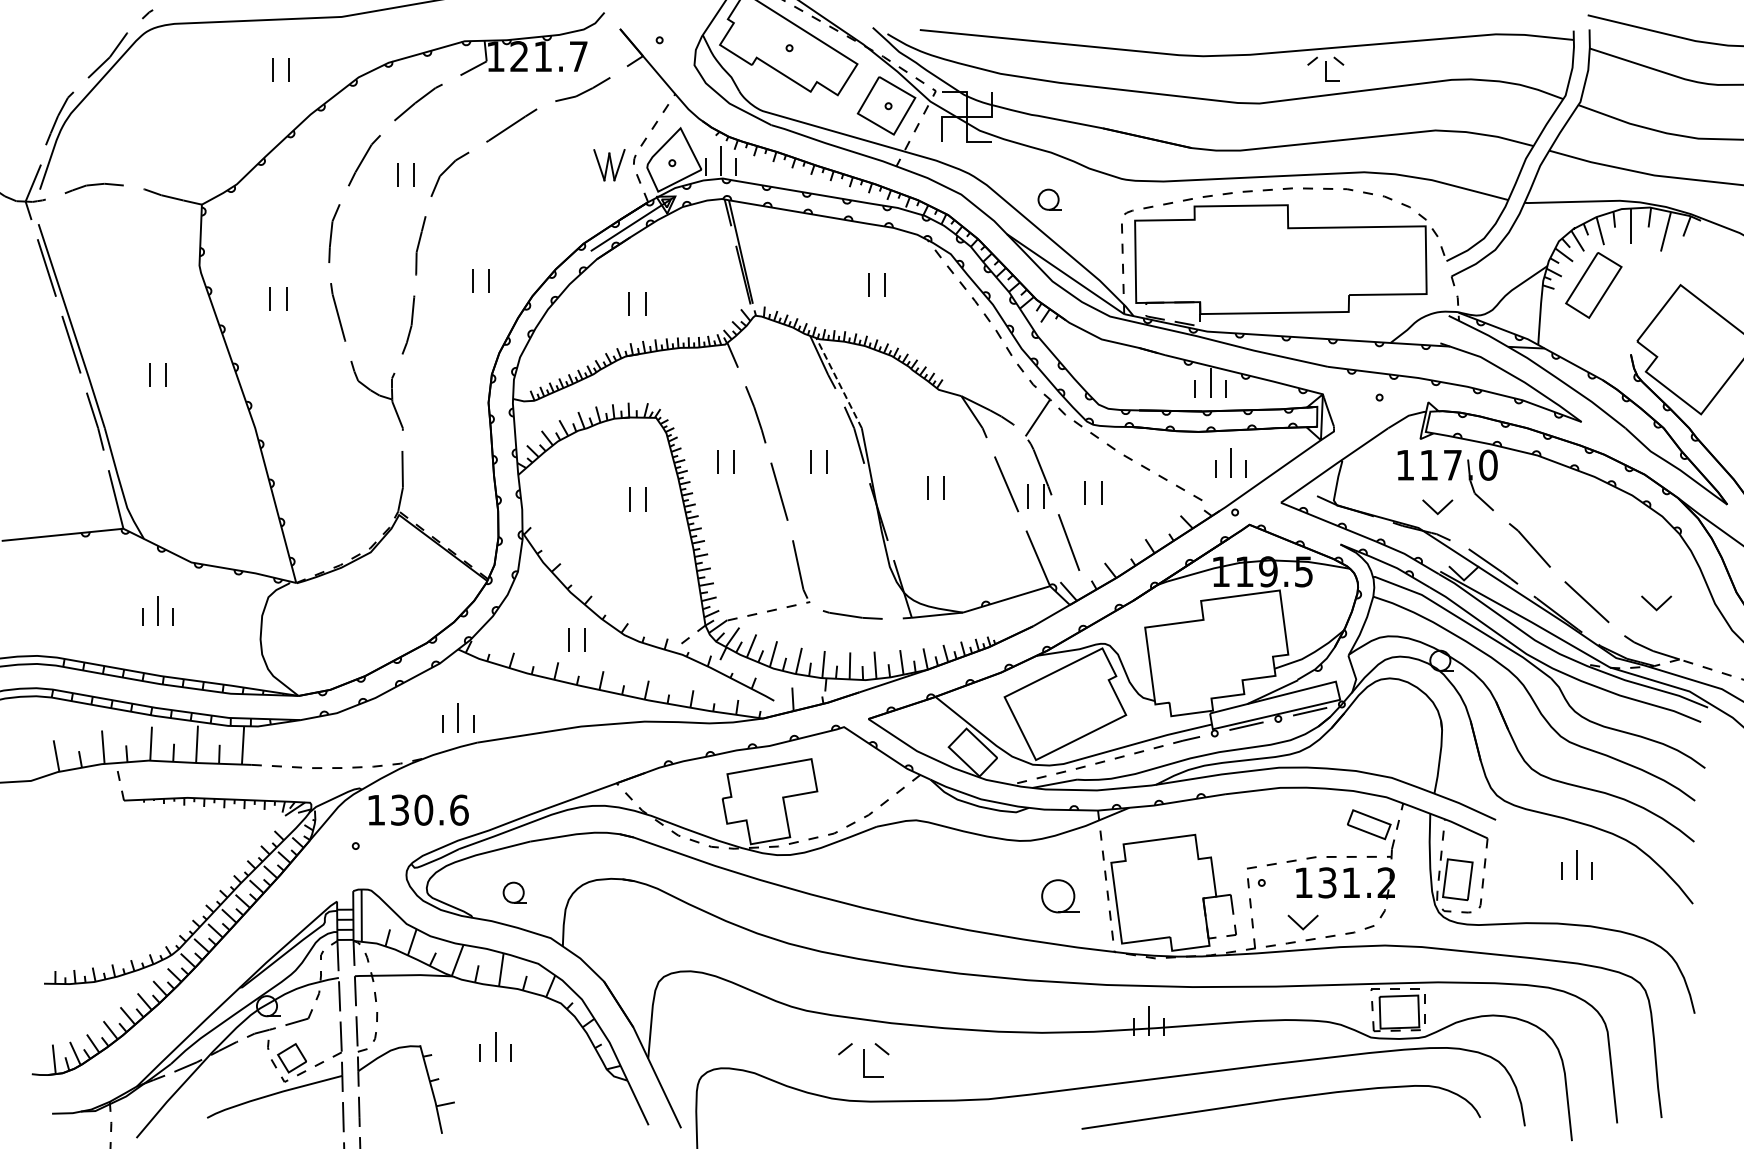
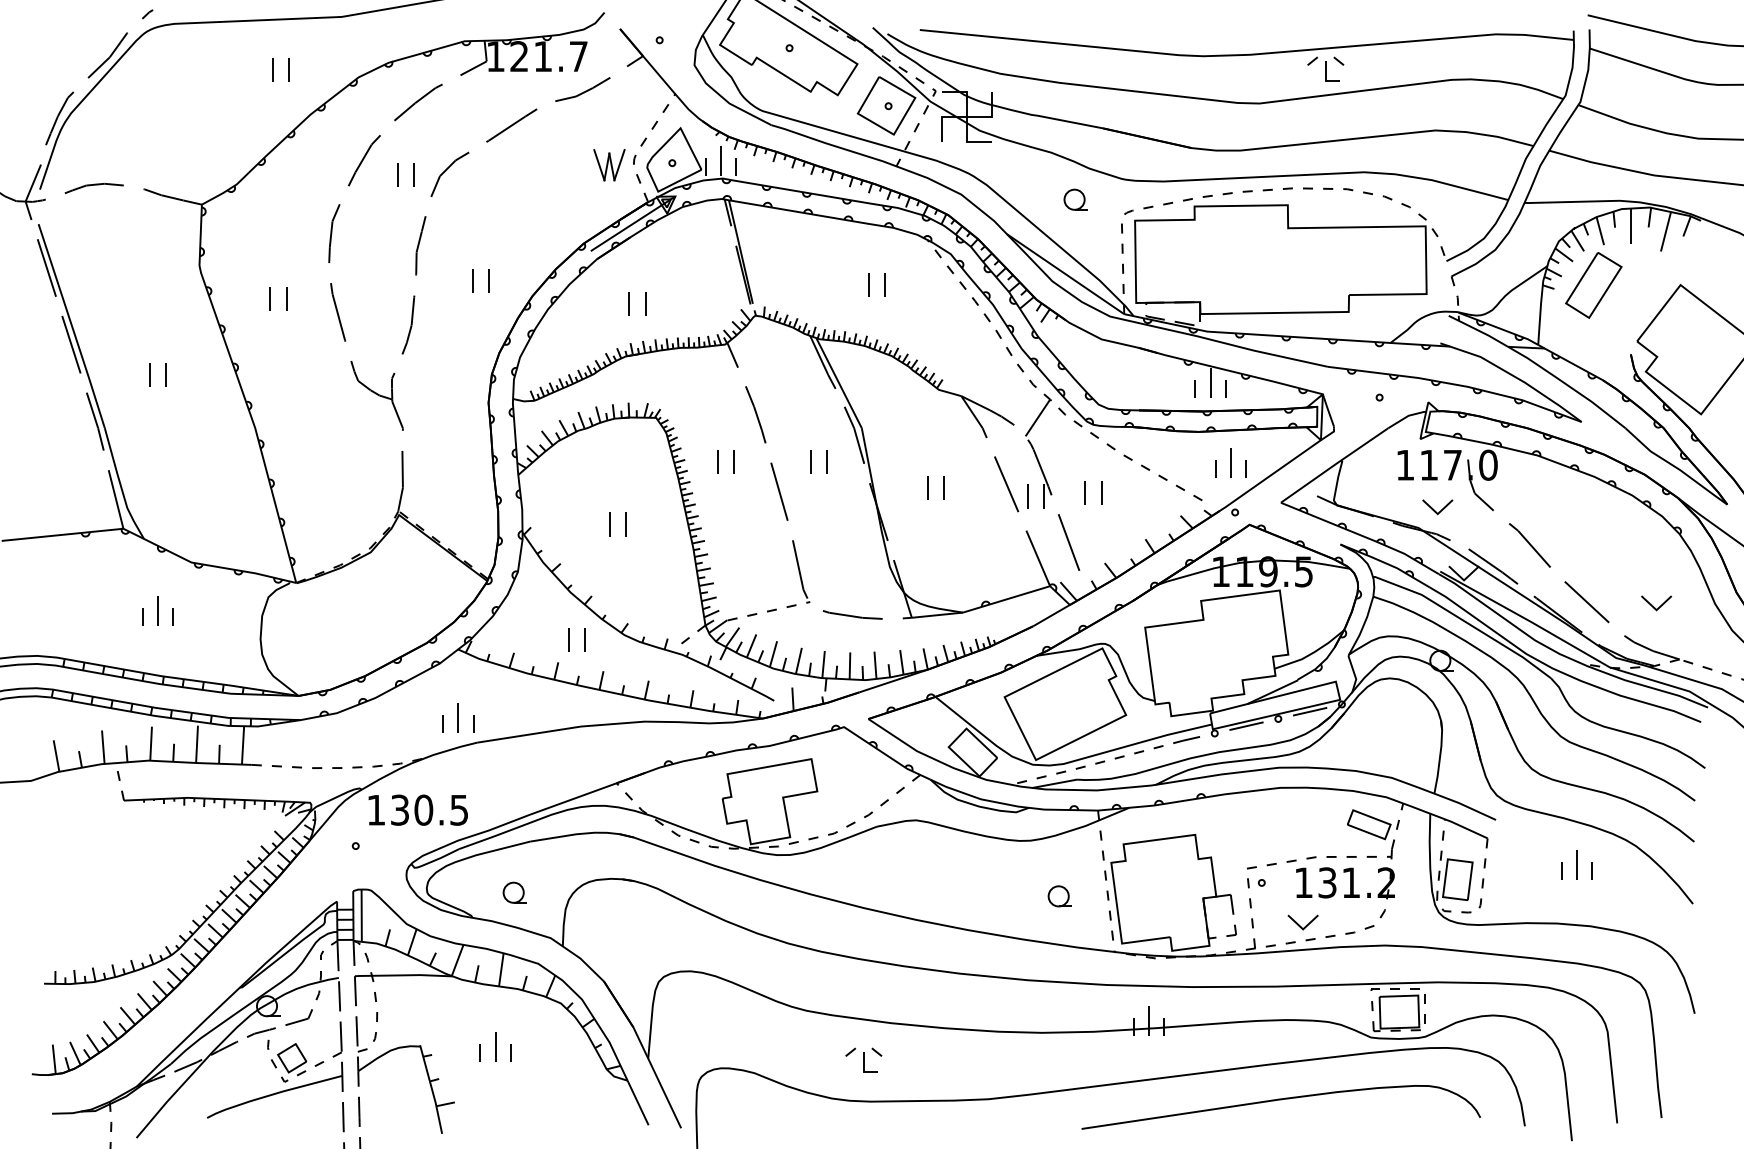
part position: (1049, 199) -> (1075, 199) (1075, 199)
line: dashed -> solid (838, 382)
part position: (630, 499) -> (610, 524) (610, 524)
text: 130.6 -> 130.5 (459, 809)
part size: 39x35 px -> 25x23 px (1059, 896)
part size: 52x35 px -> 38x26 px (863, 1059)
